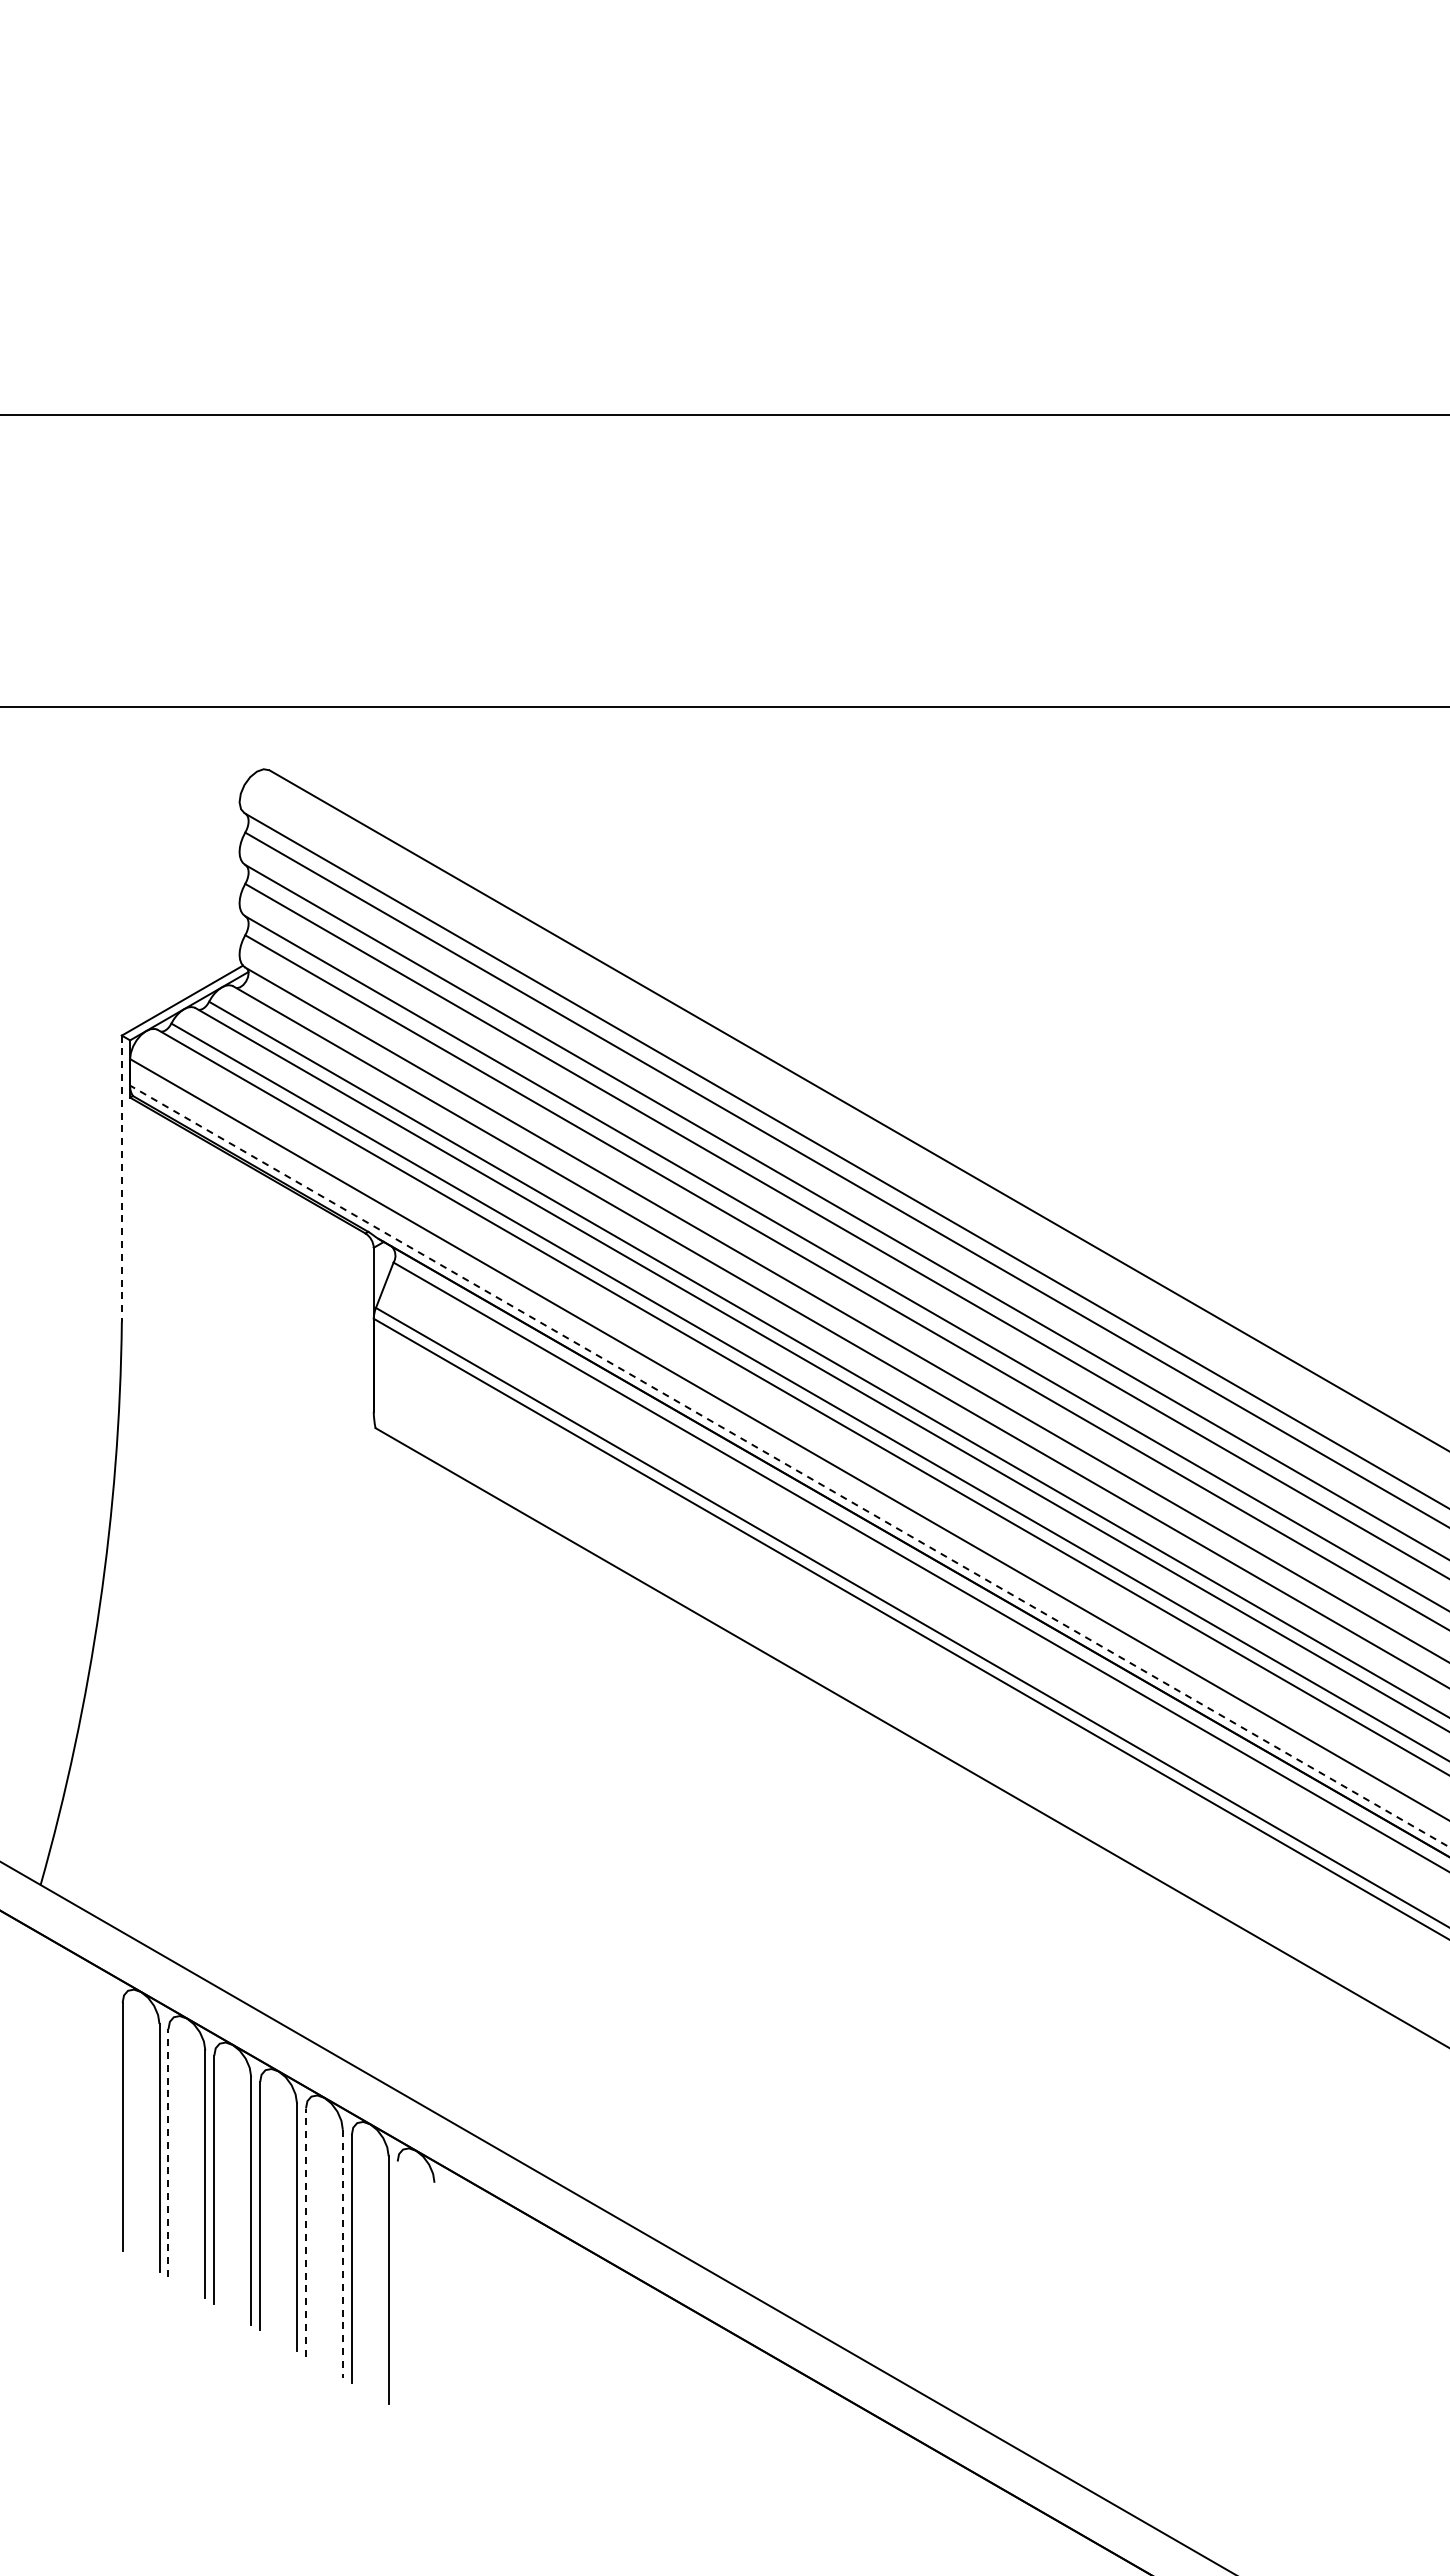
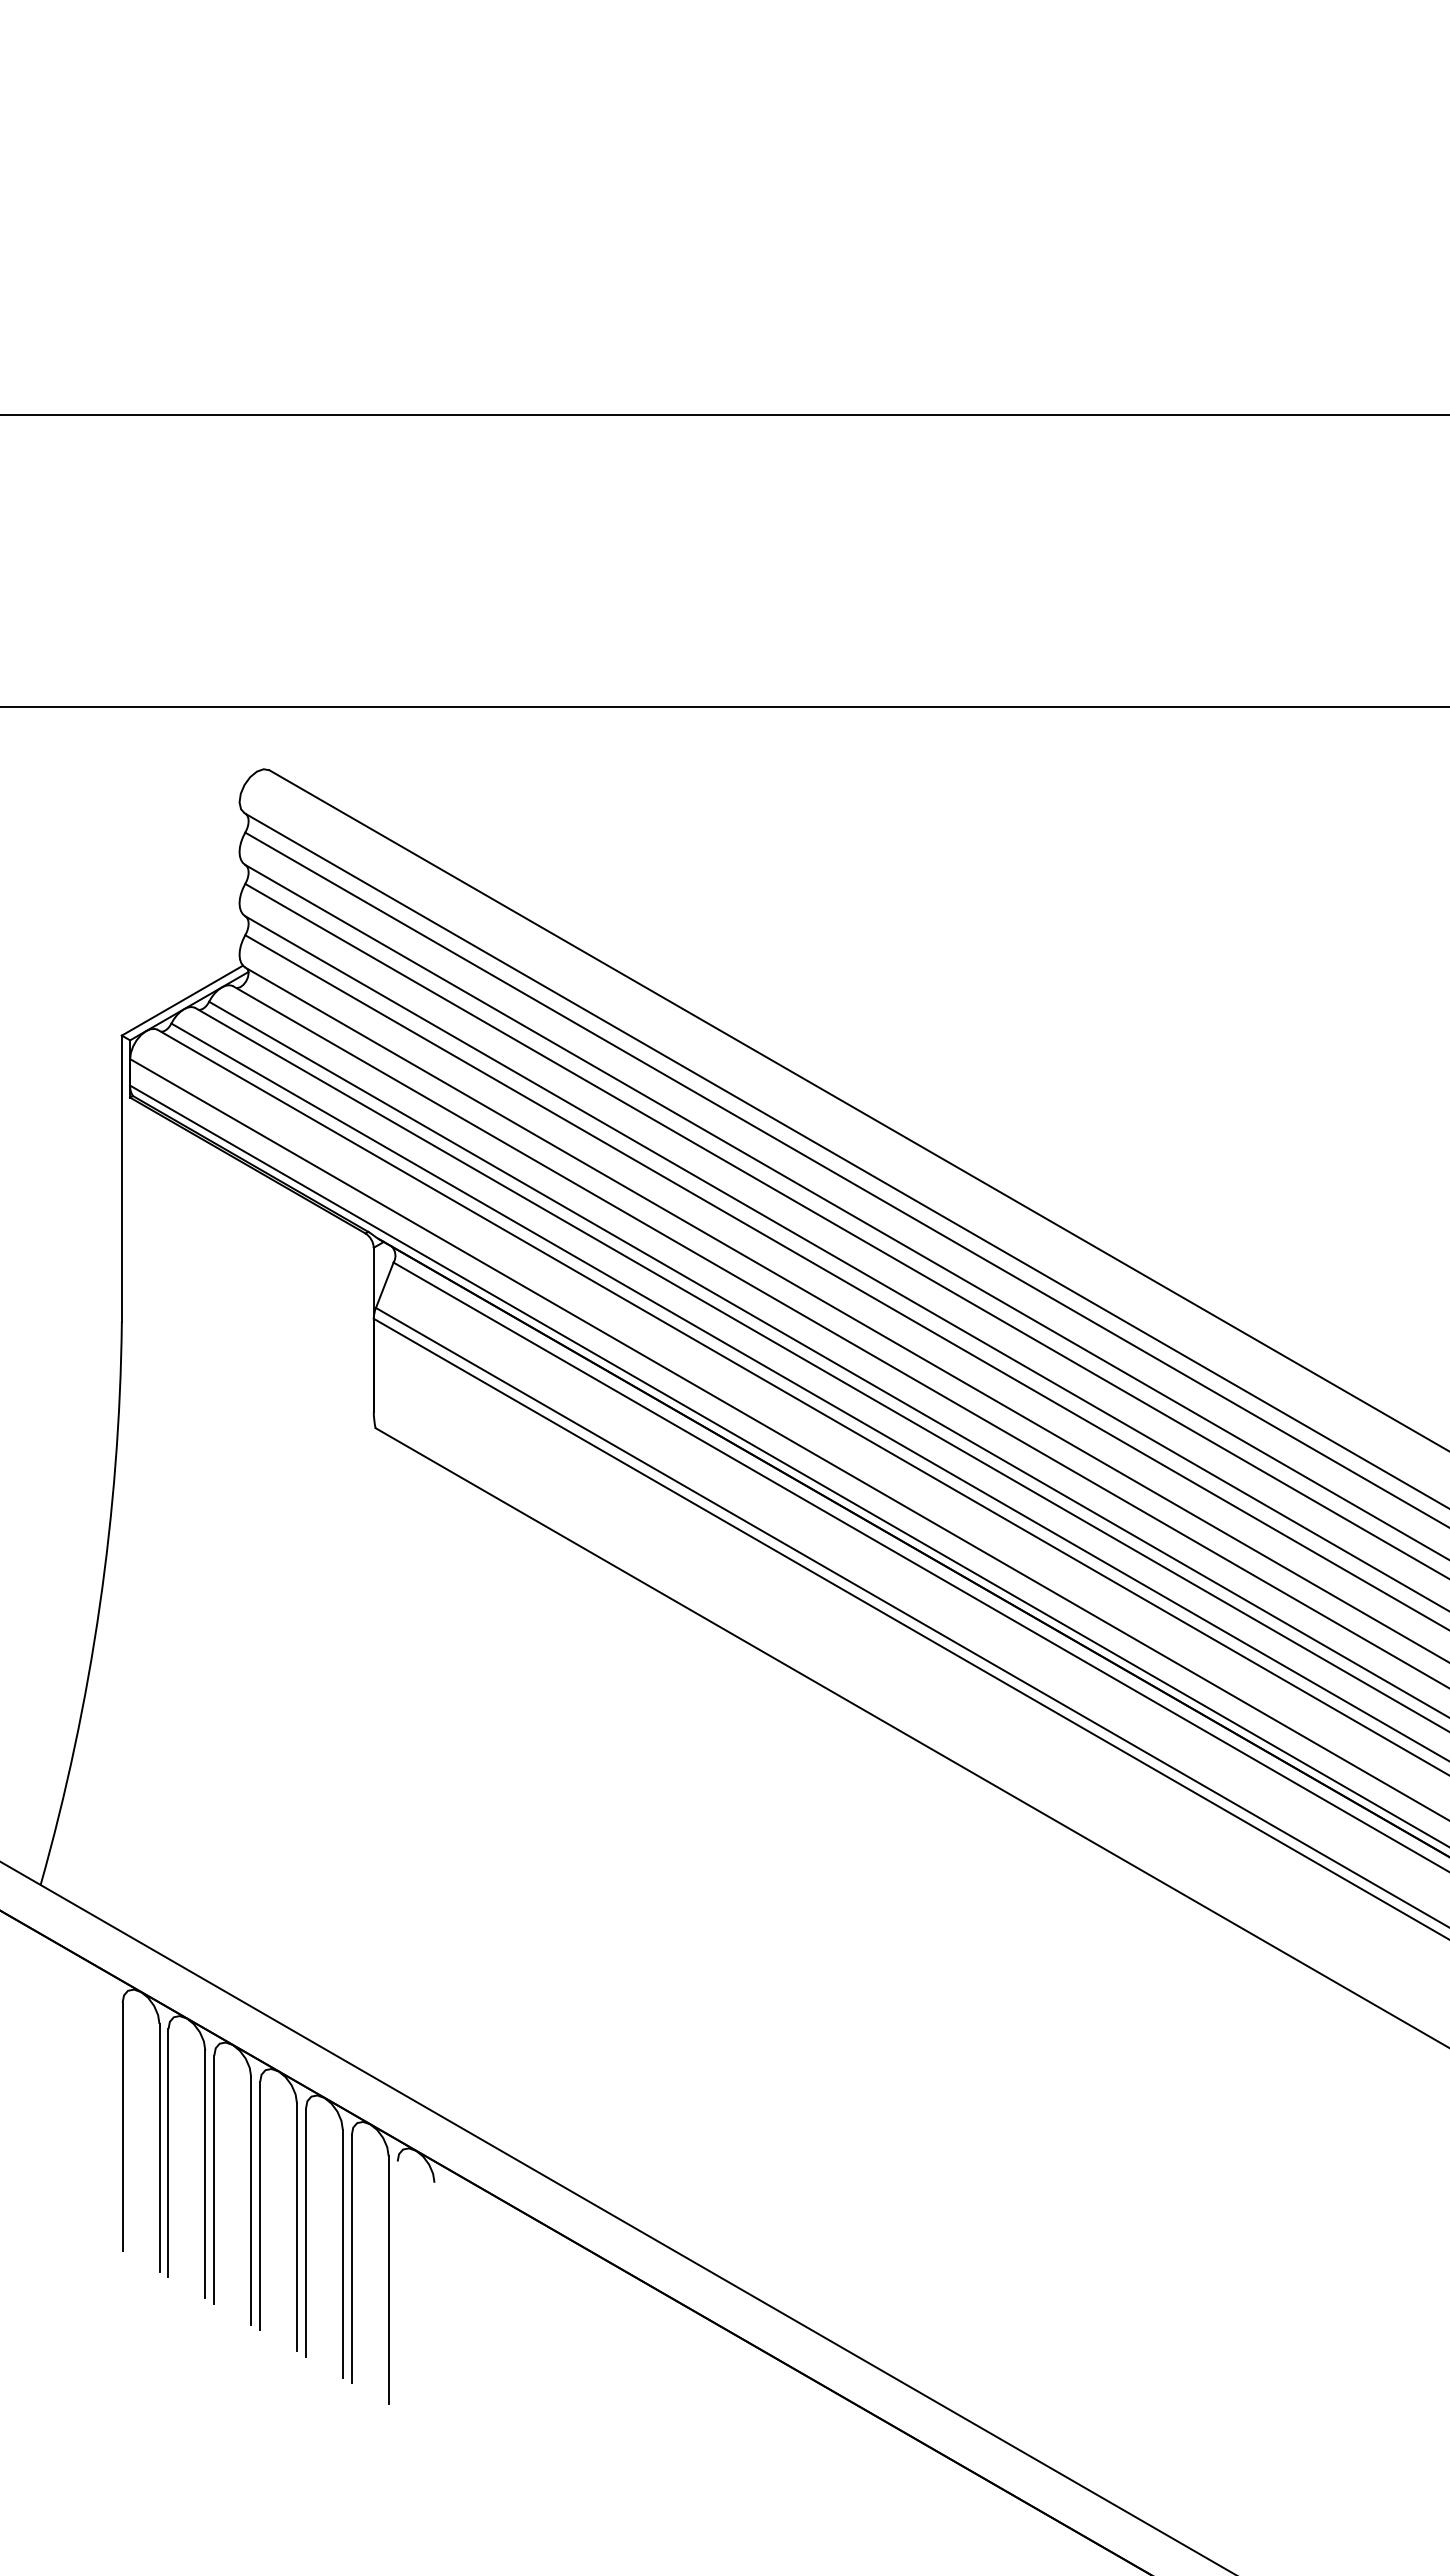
line: dashed -> solid (121, 1179)
line: dashed -> solid (789, 1466)
line: dashed -> solid (168, 2153)
line: dashed -> solid (305, 2232)
line: dashed -> solid (342, 2253)
